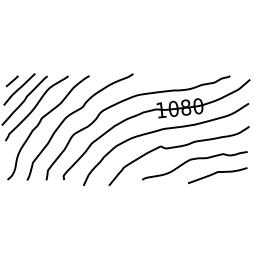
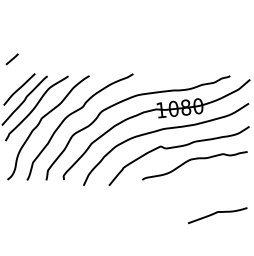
line position: (11, 81) -> (11, 59) (11, 59)
curve position: (217, 173) -> (217, 213) (217, 213)
